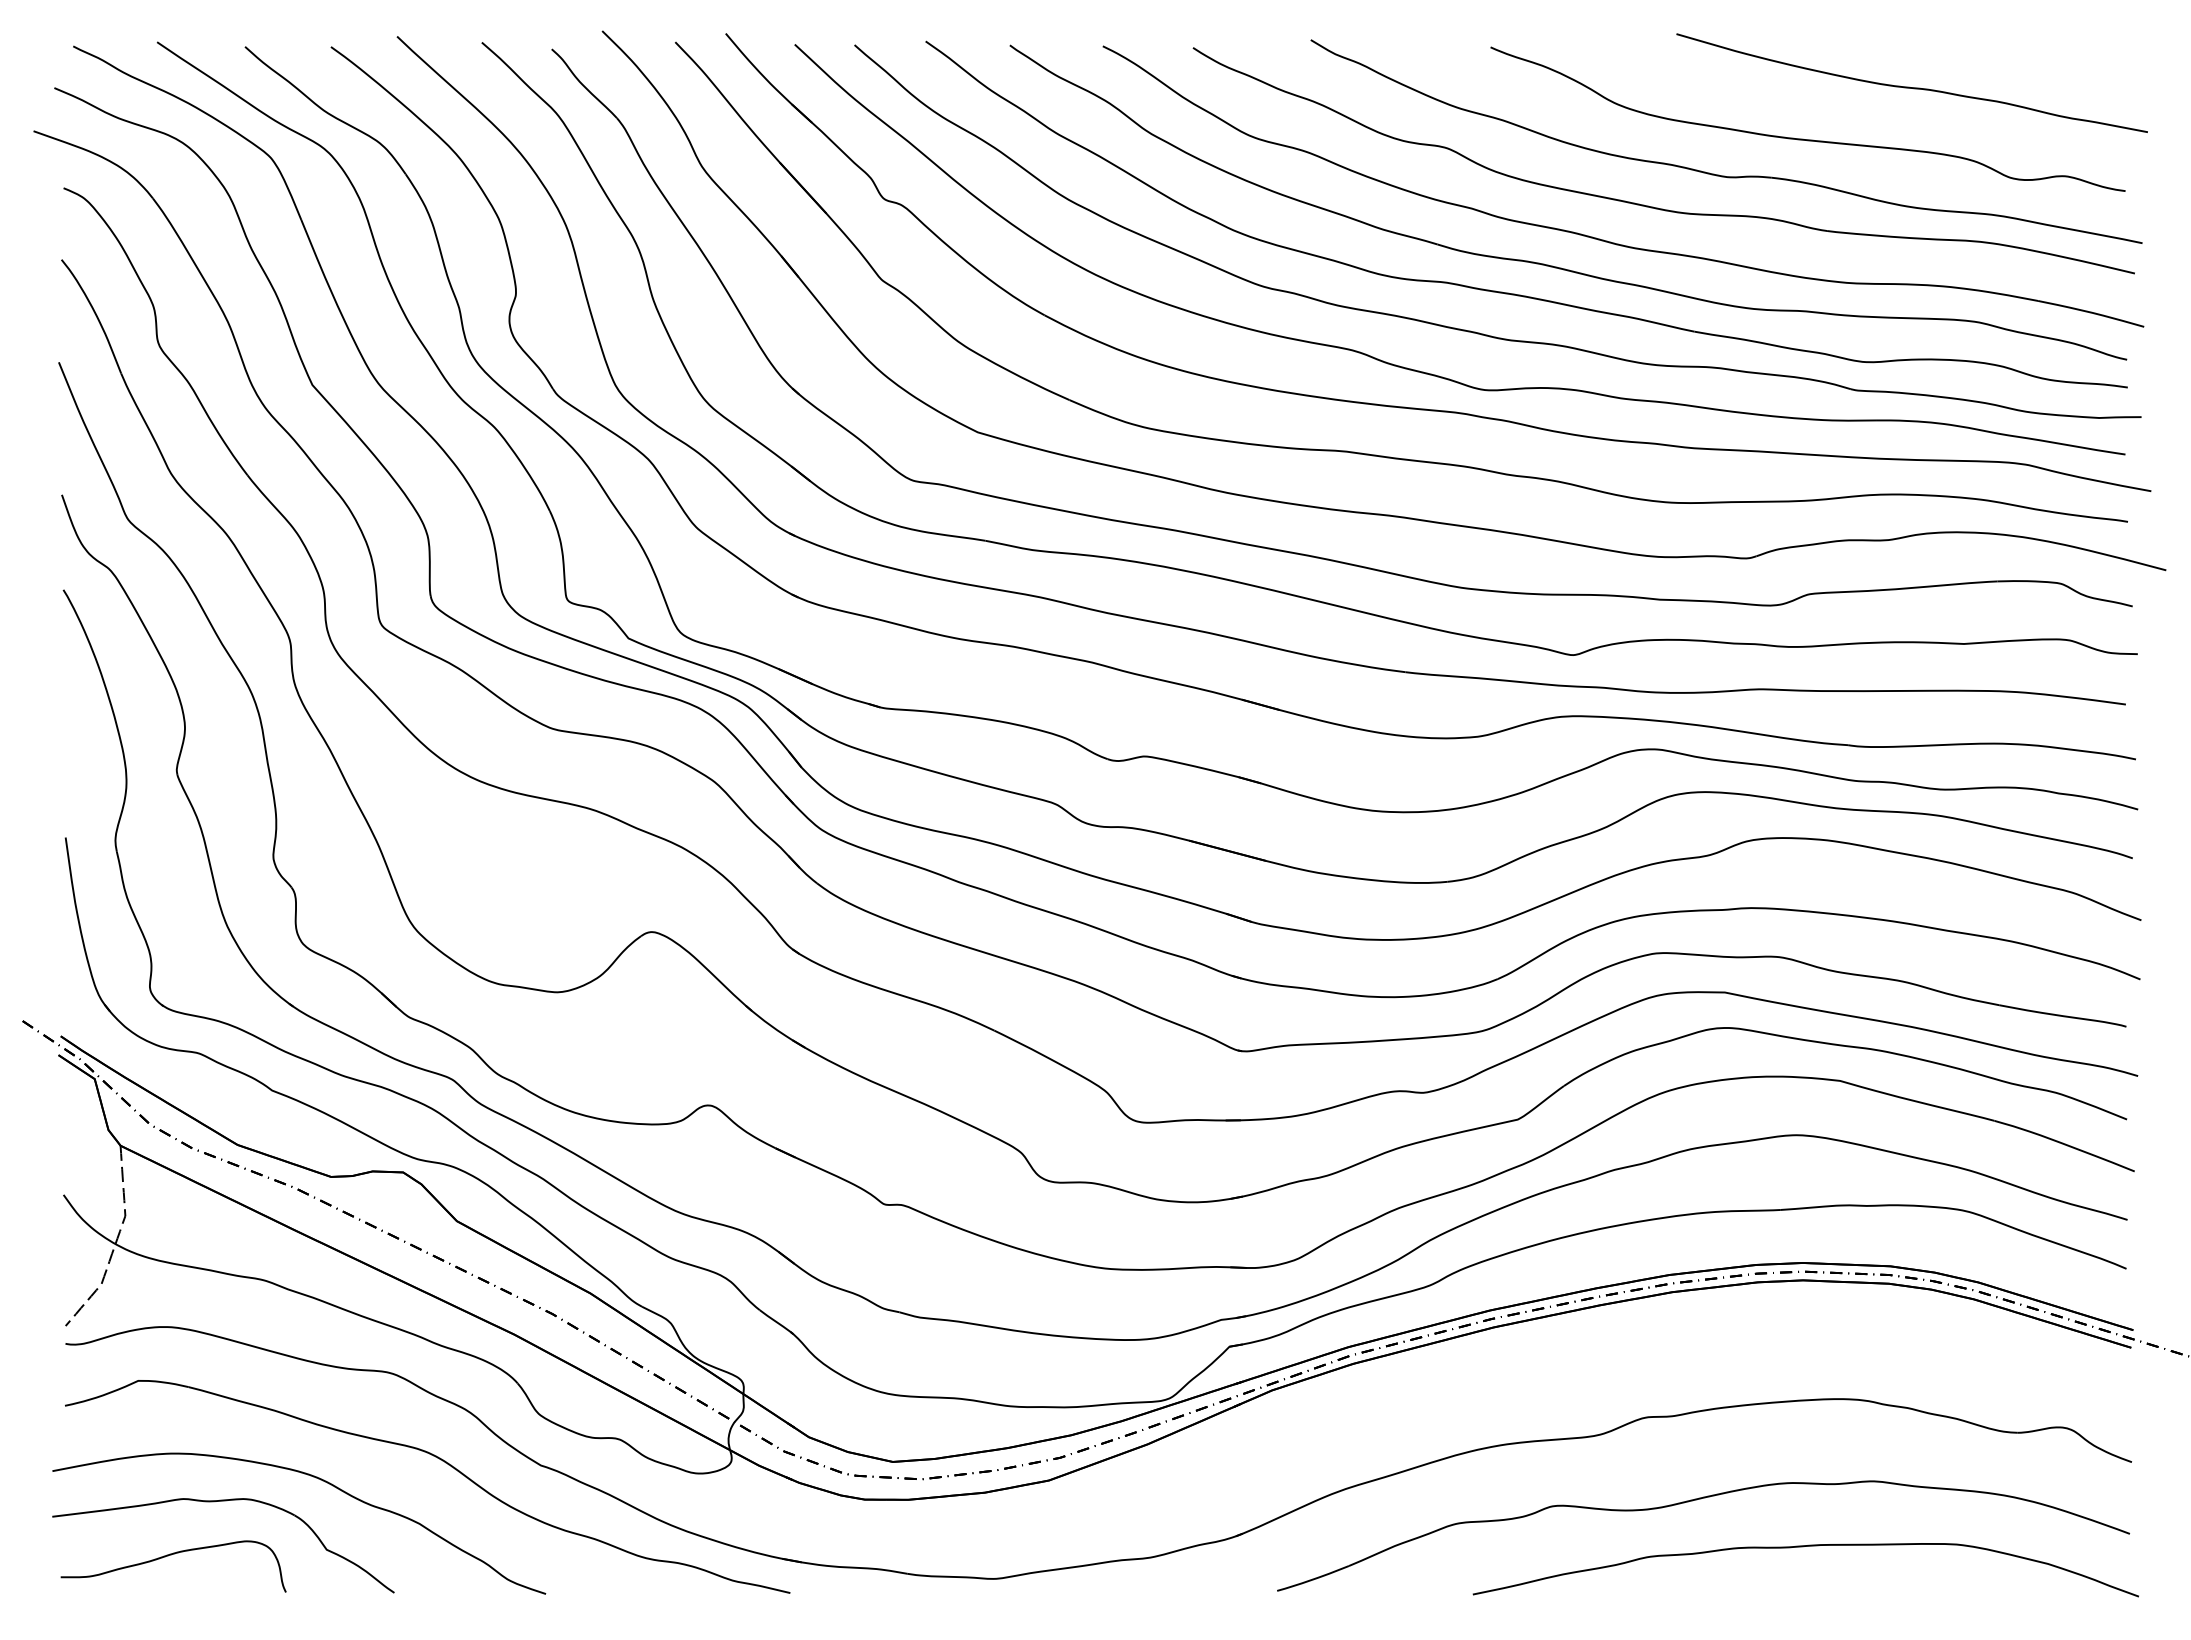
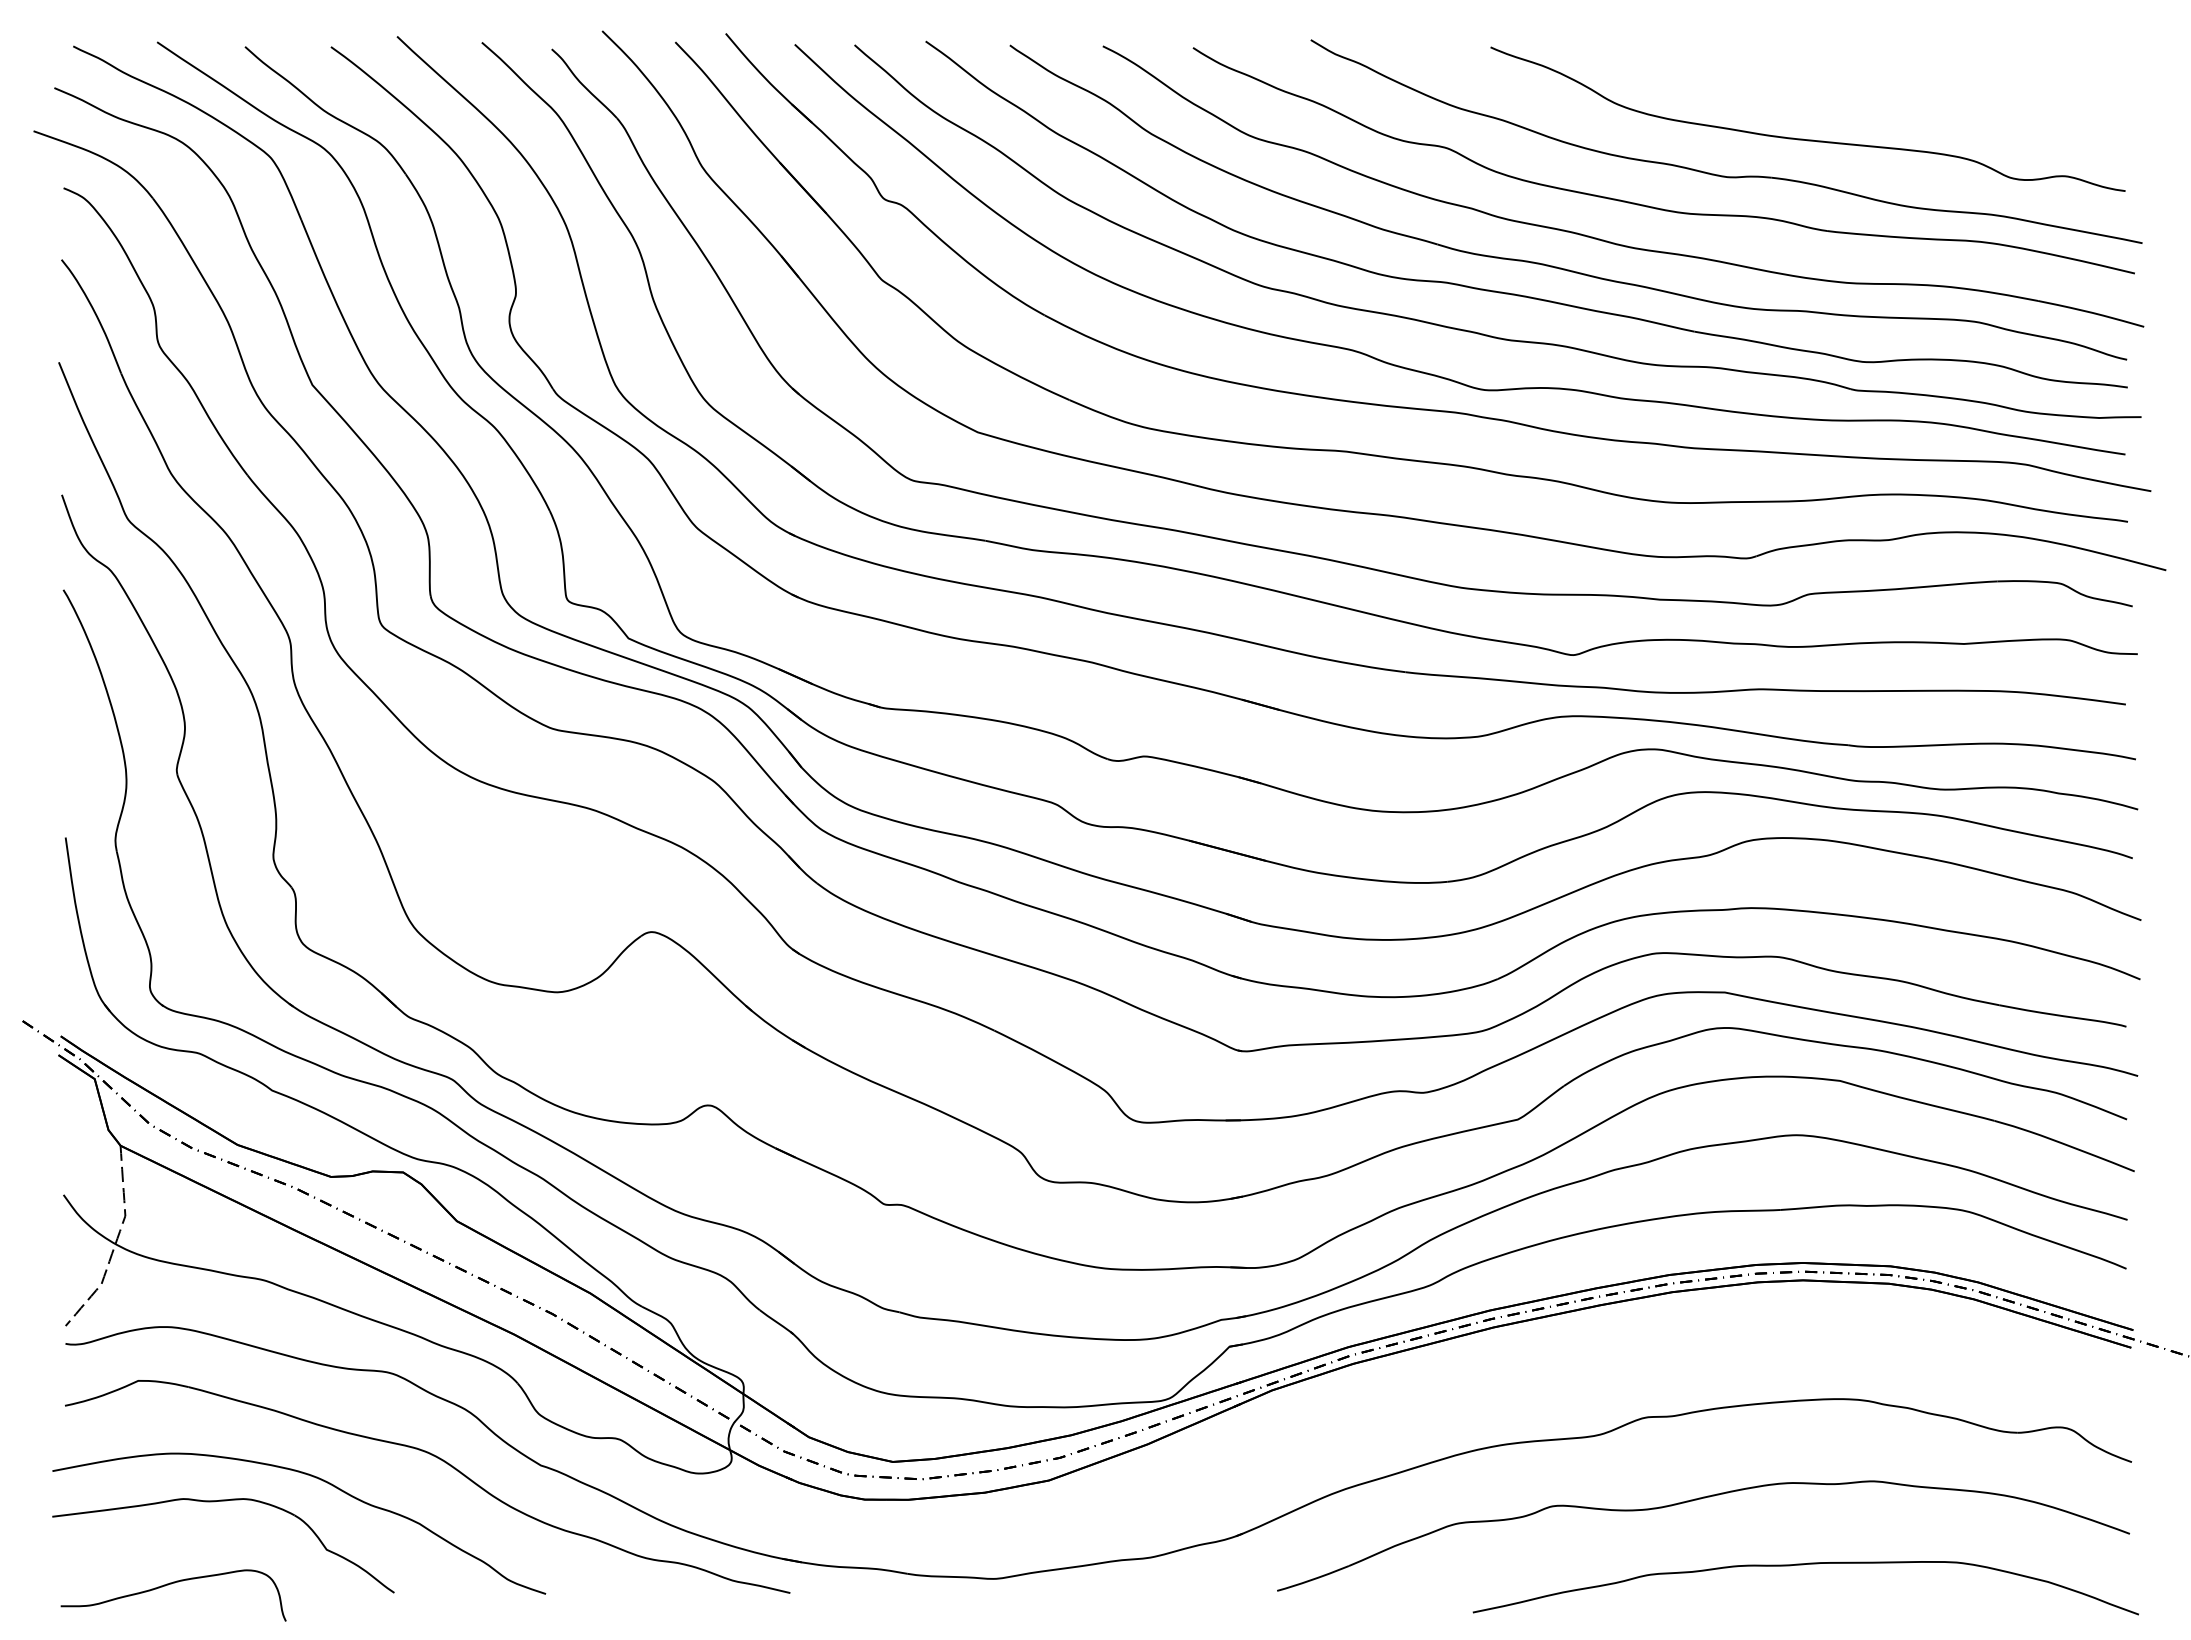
curve: present -> none (1909, 86)
curve position: (1803, 1547) -> (1803, 1565) (1803, 1565)
curve position: (171, 1555) -> (171, 1584) (171, 1584)
